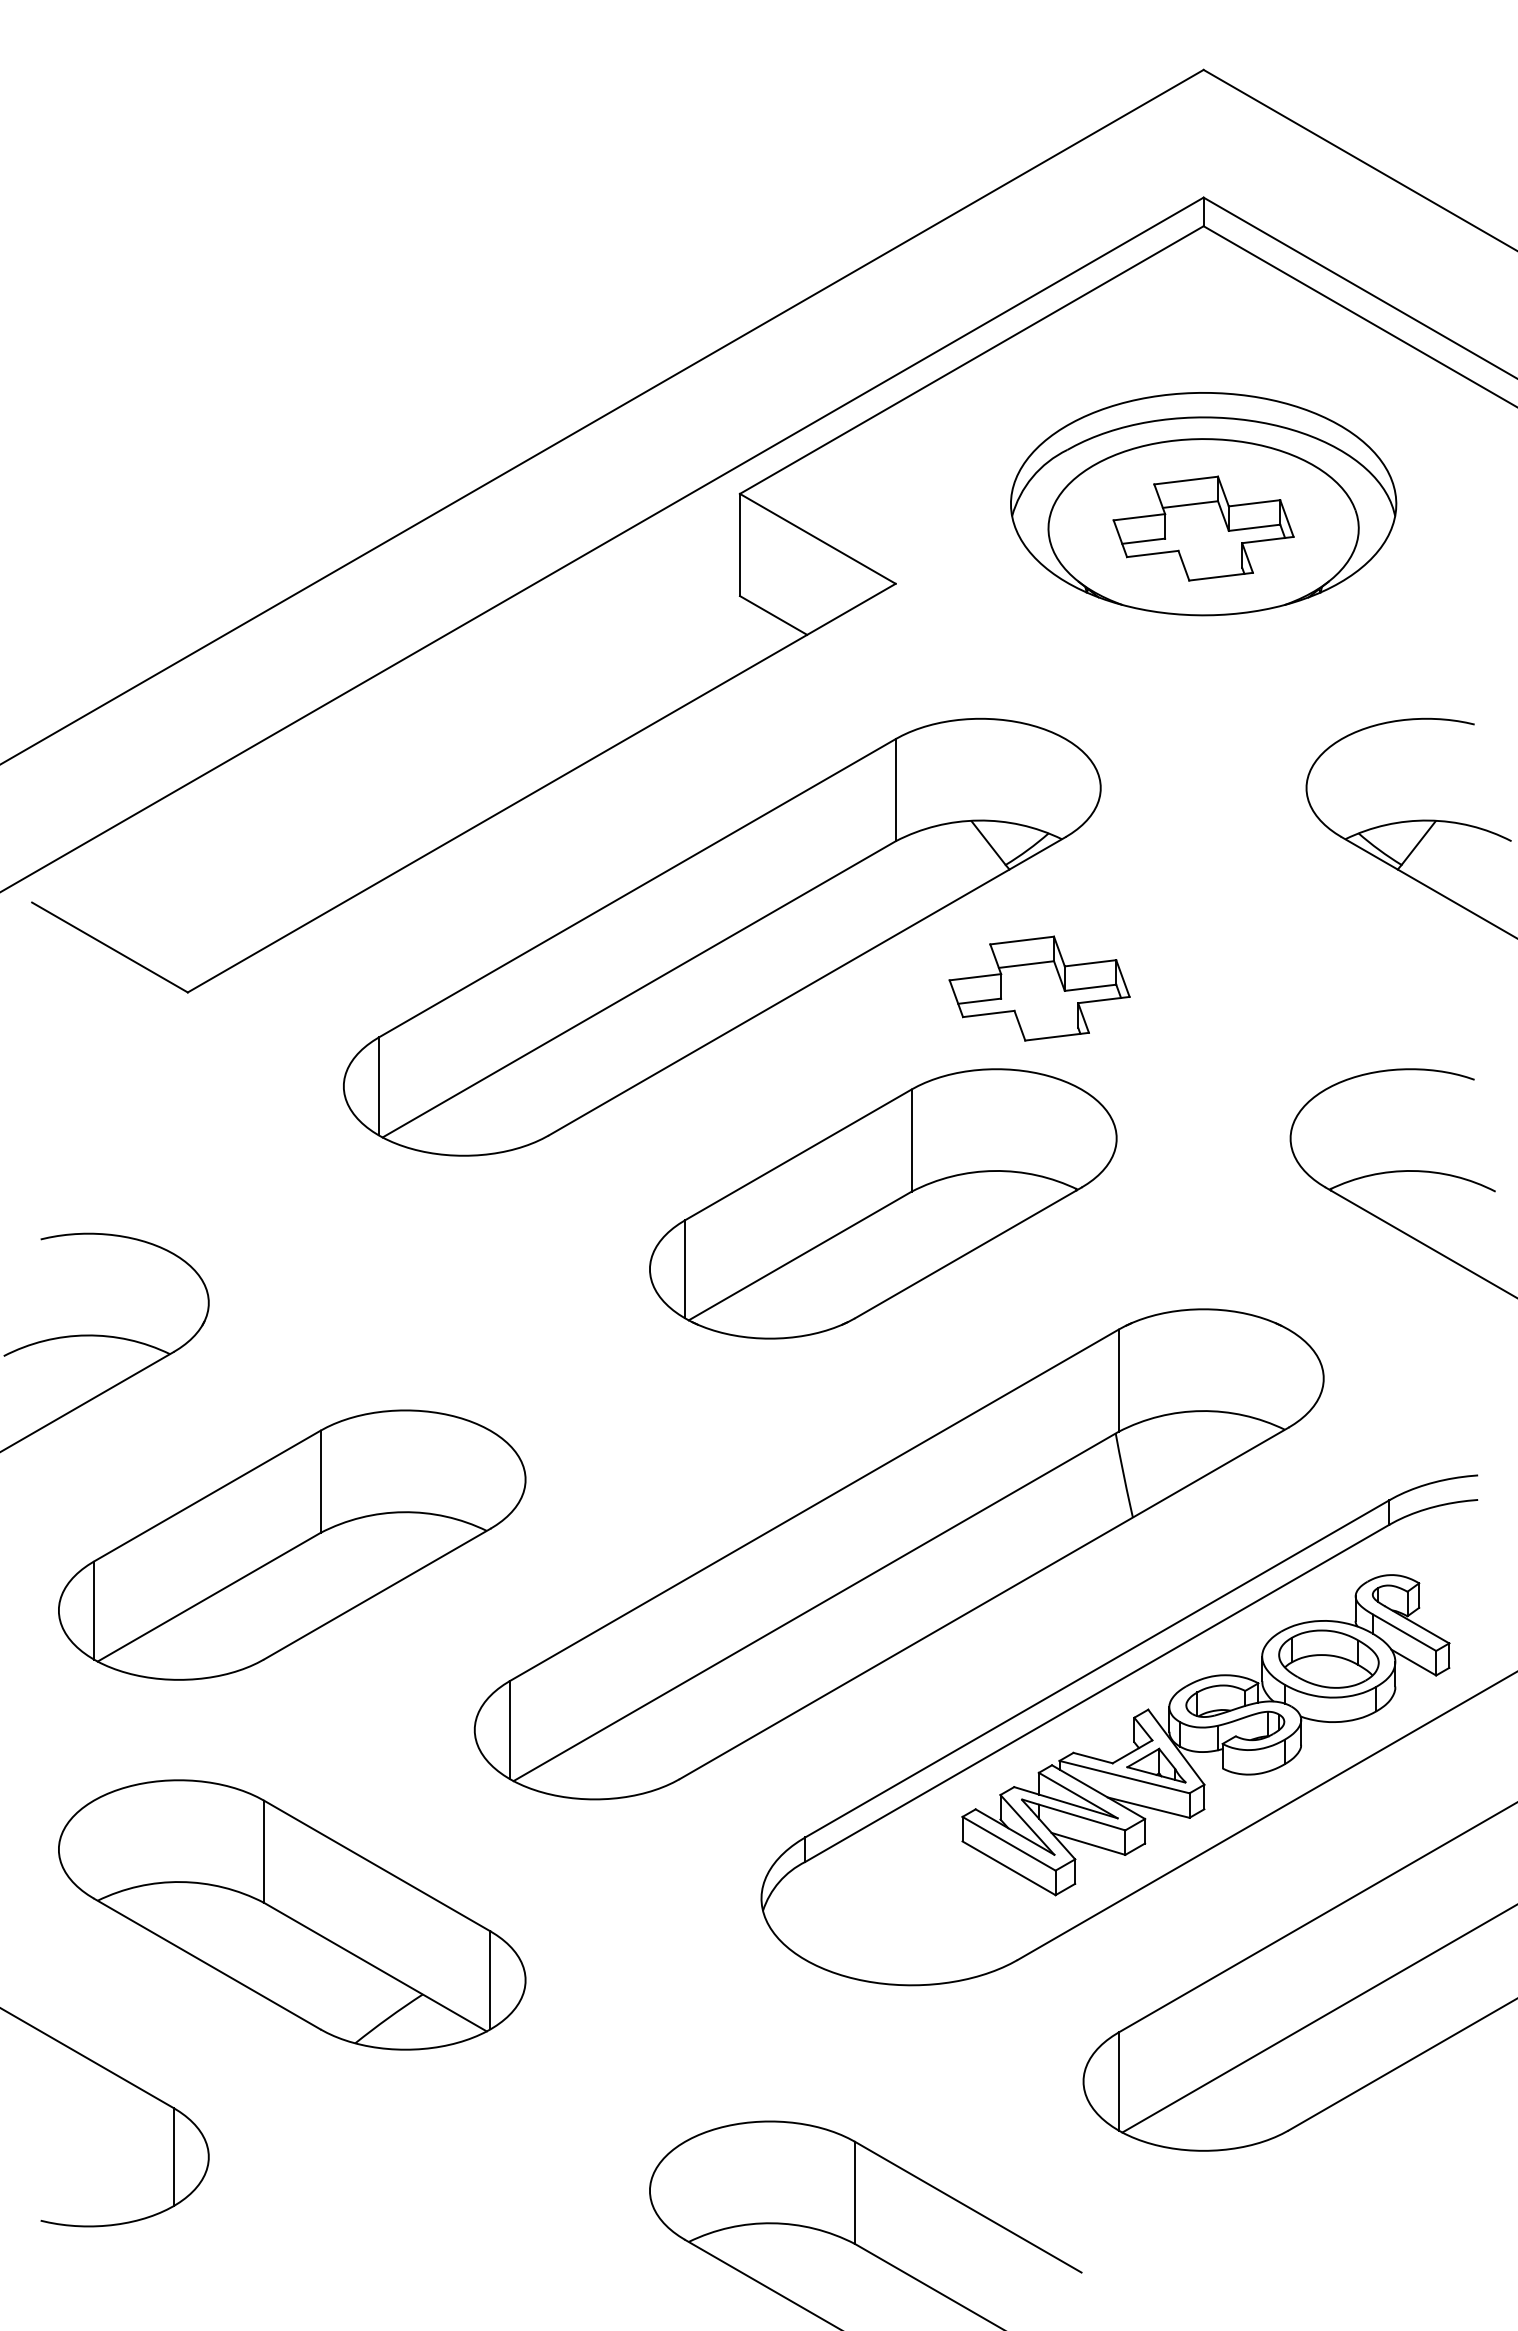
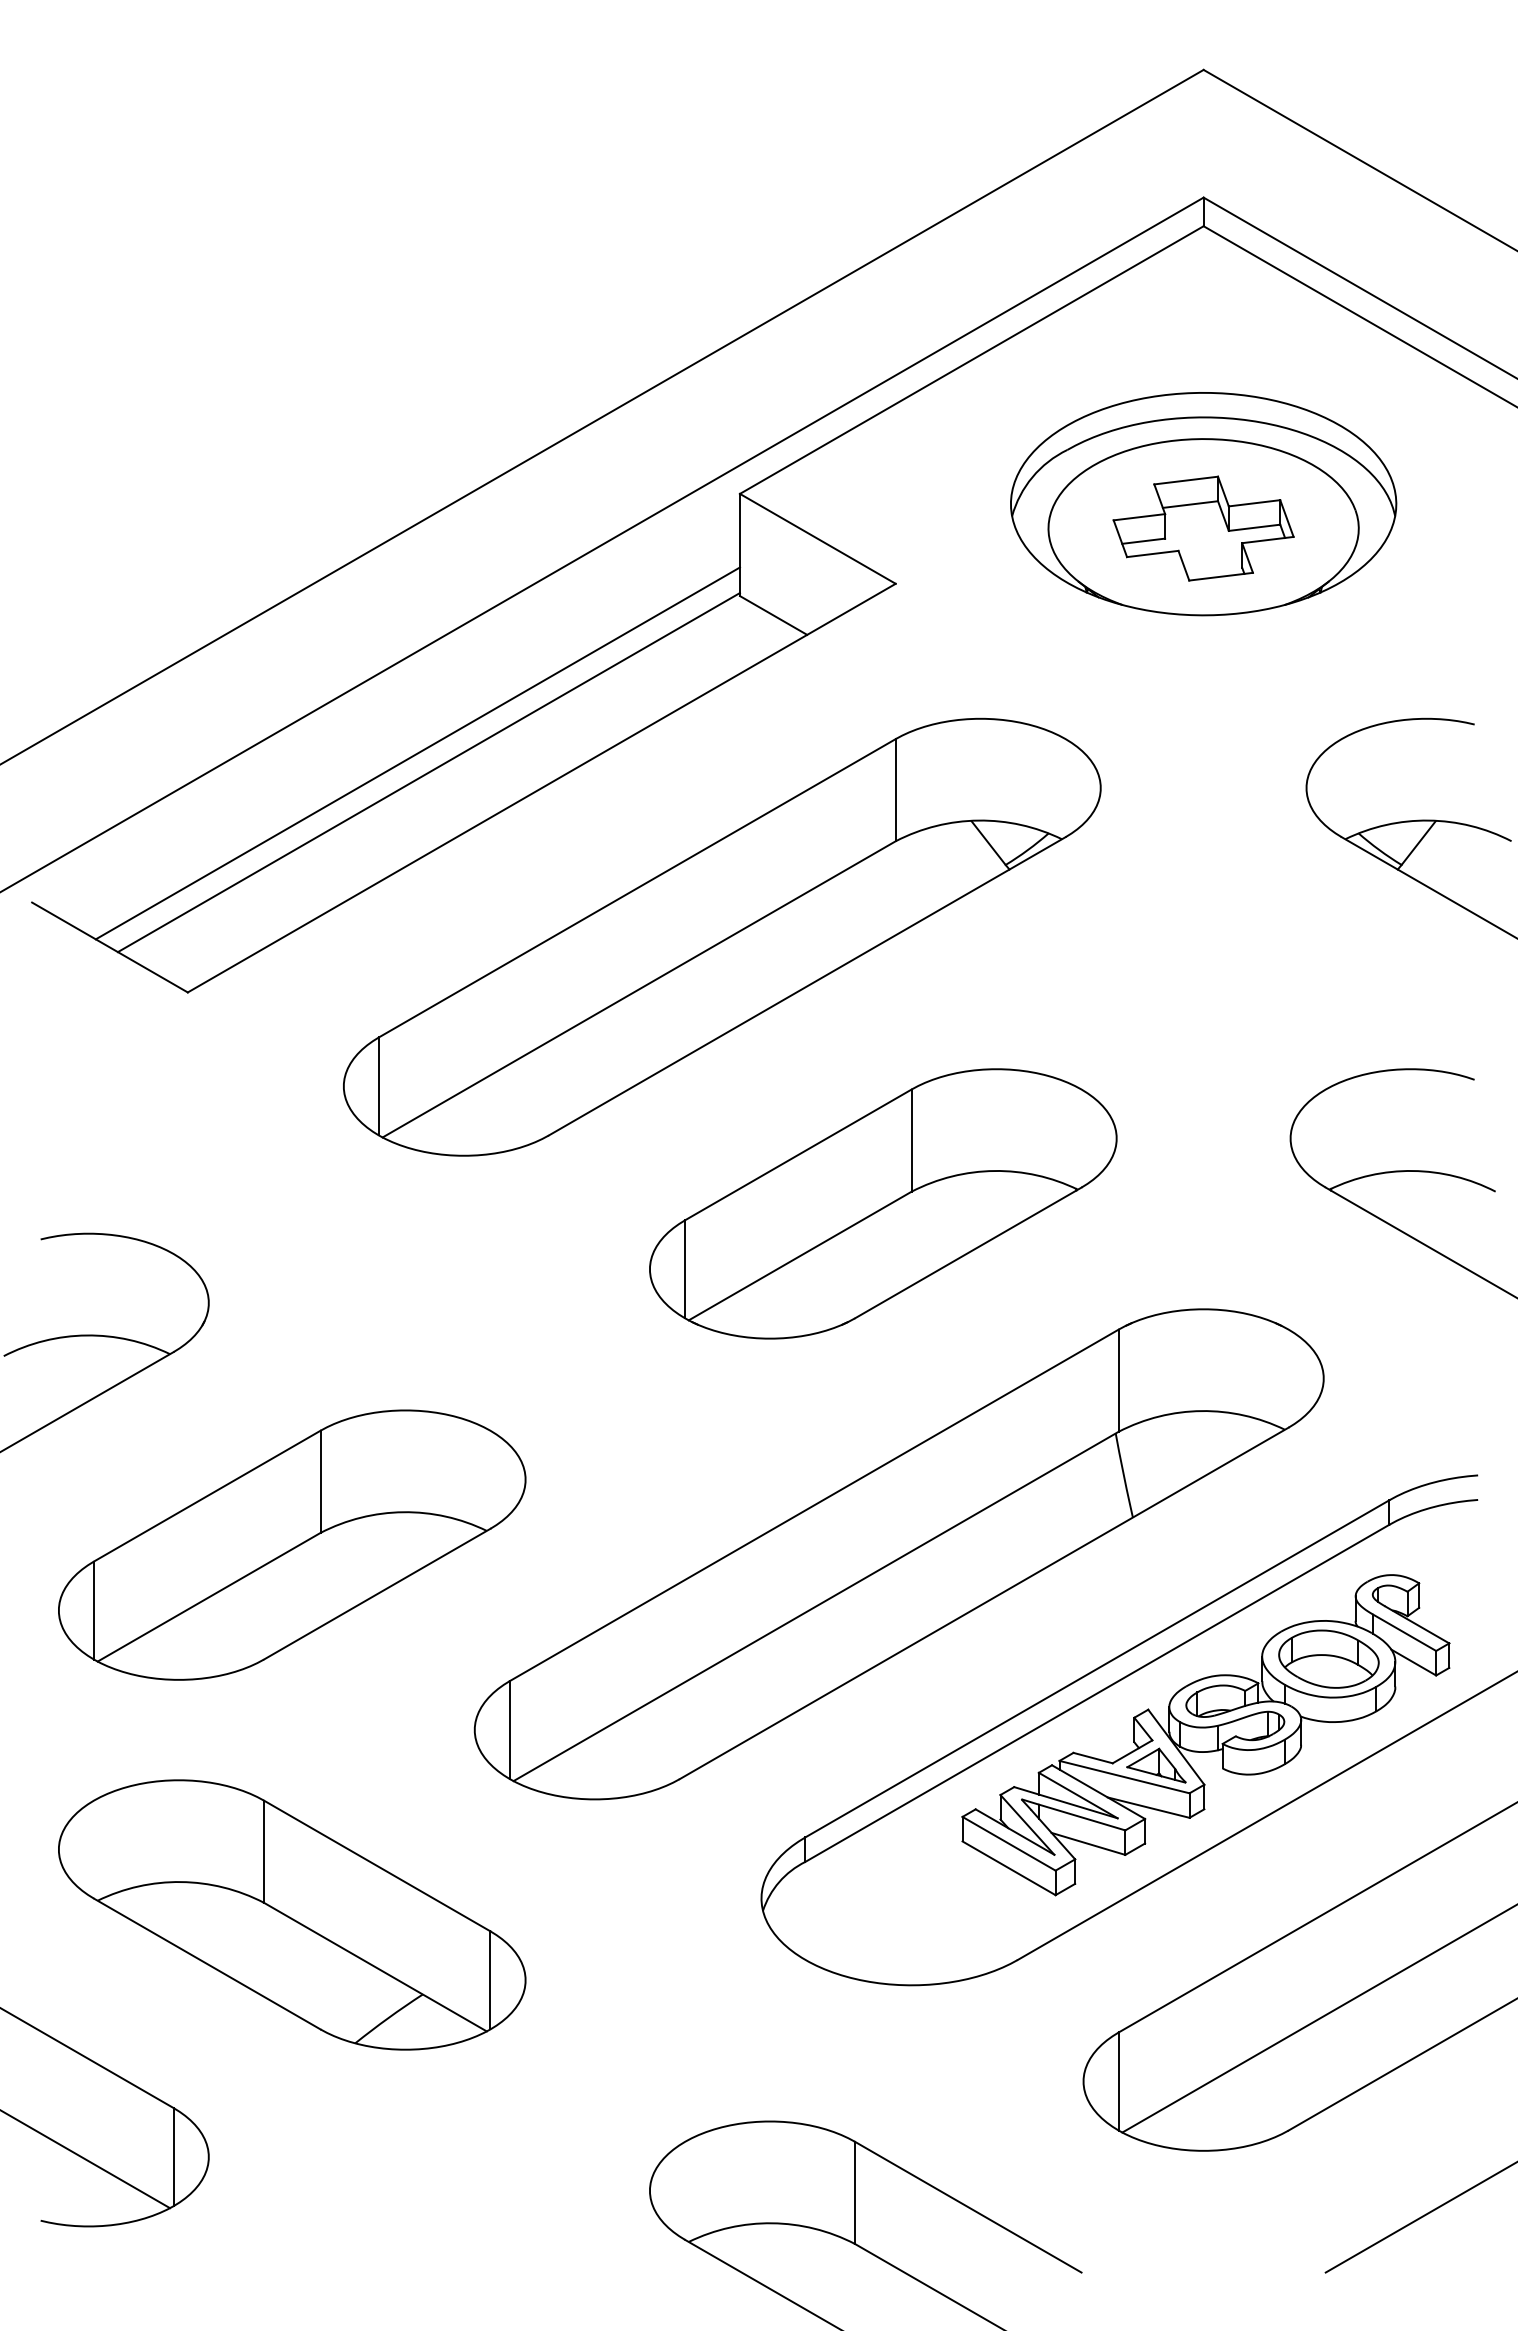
line: none -> present (417, 753)
line: none -> present (428, 772)
part: present -> none (1039, 988)
line: none -> present (86, 2159)
line: none -> present (1419, 2217)
